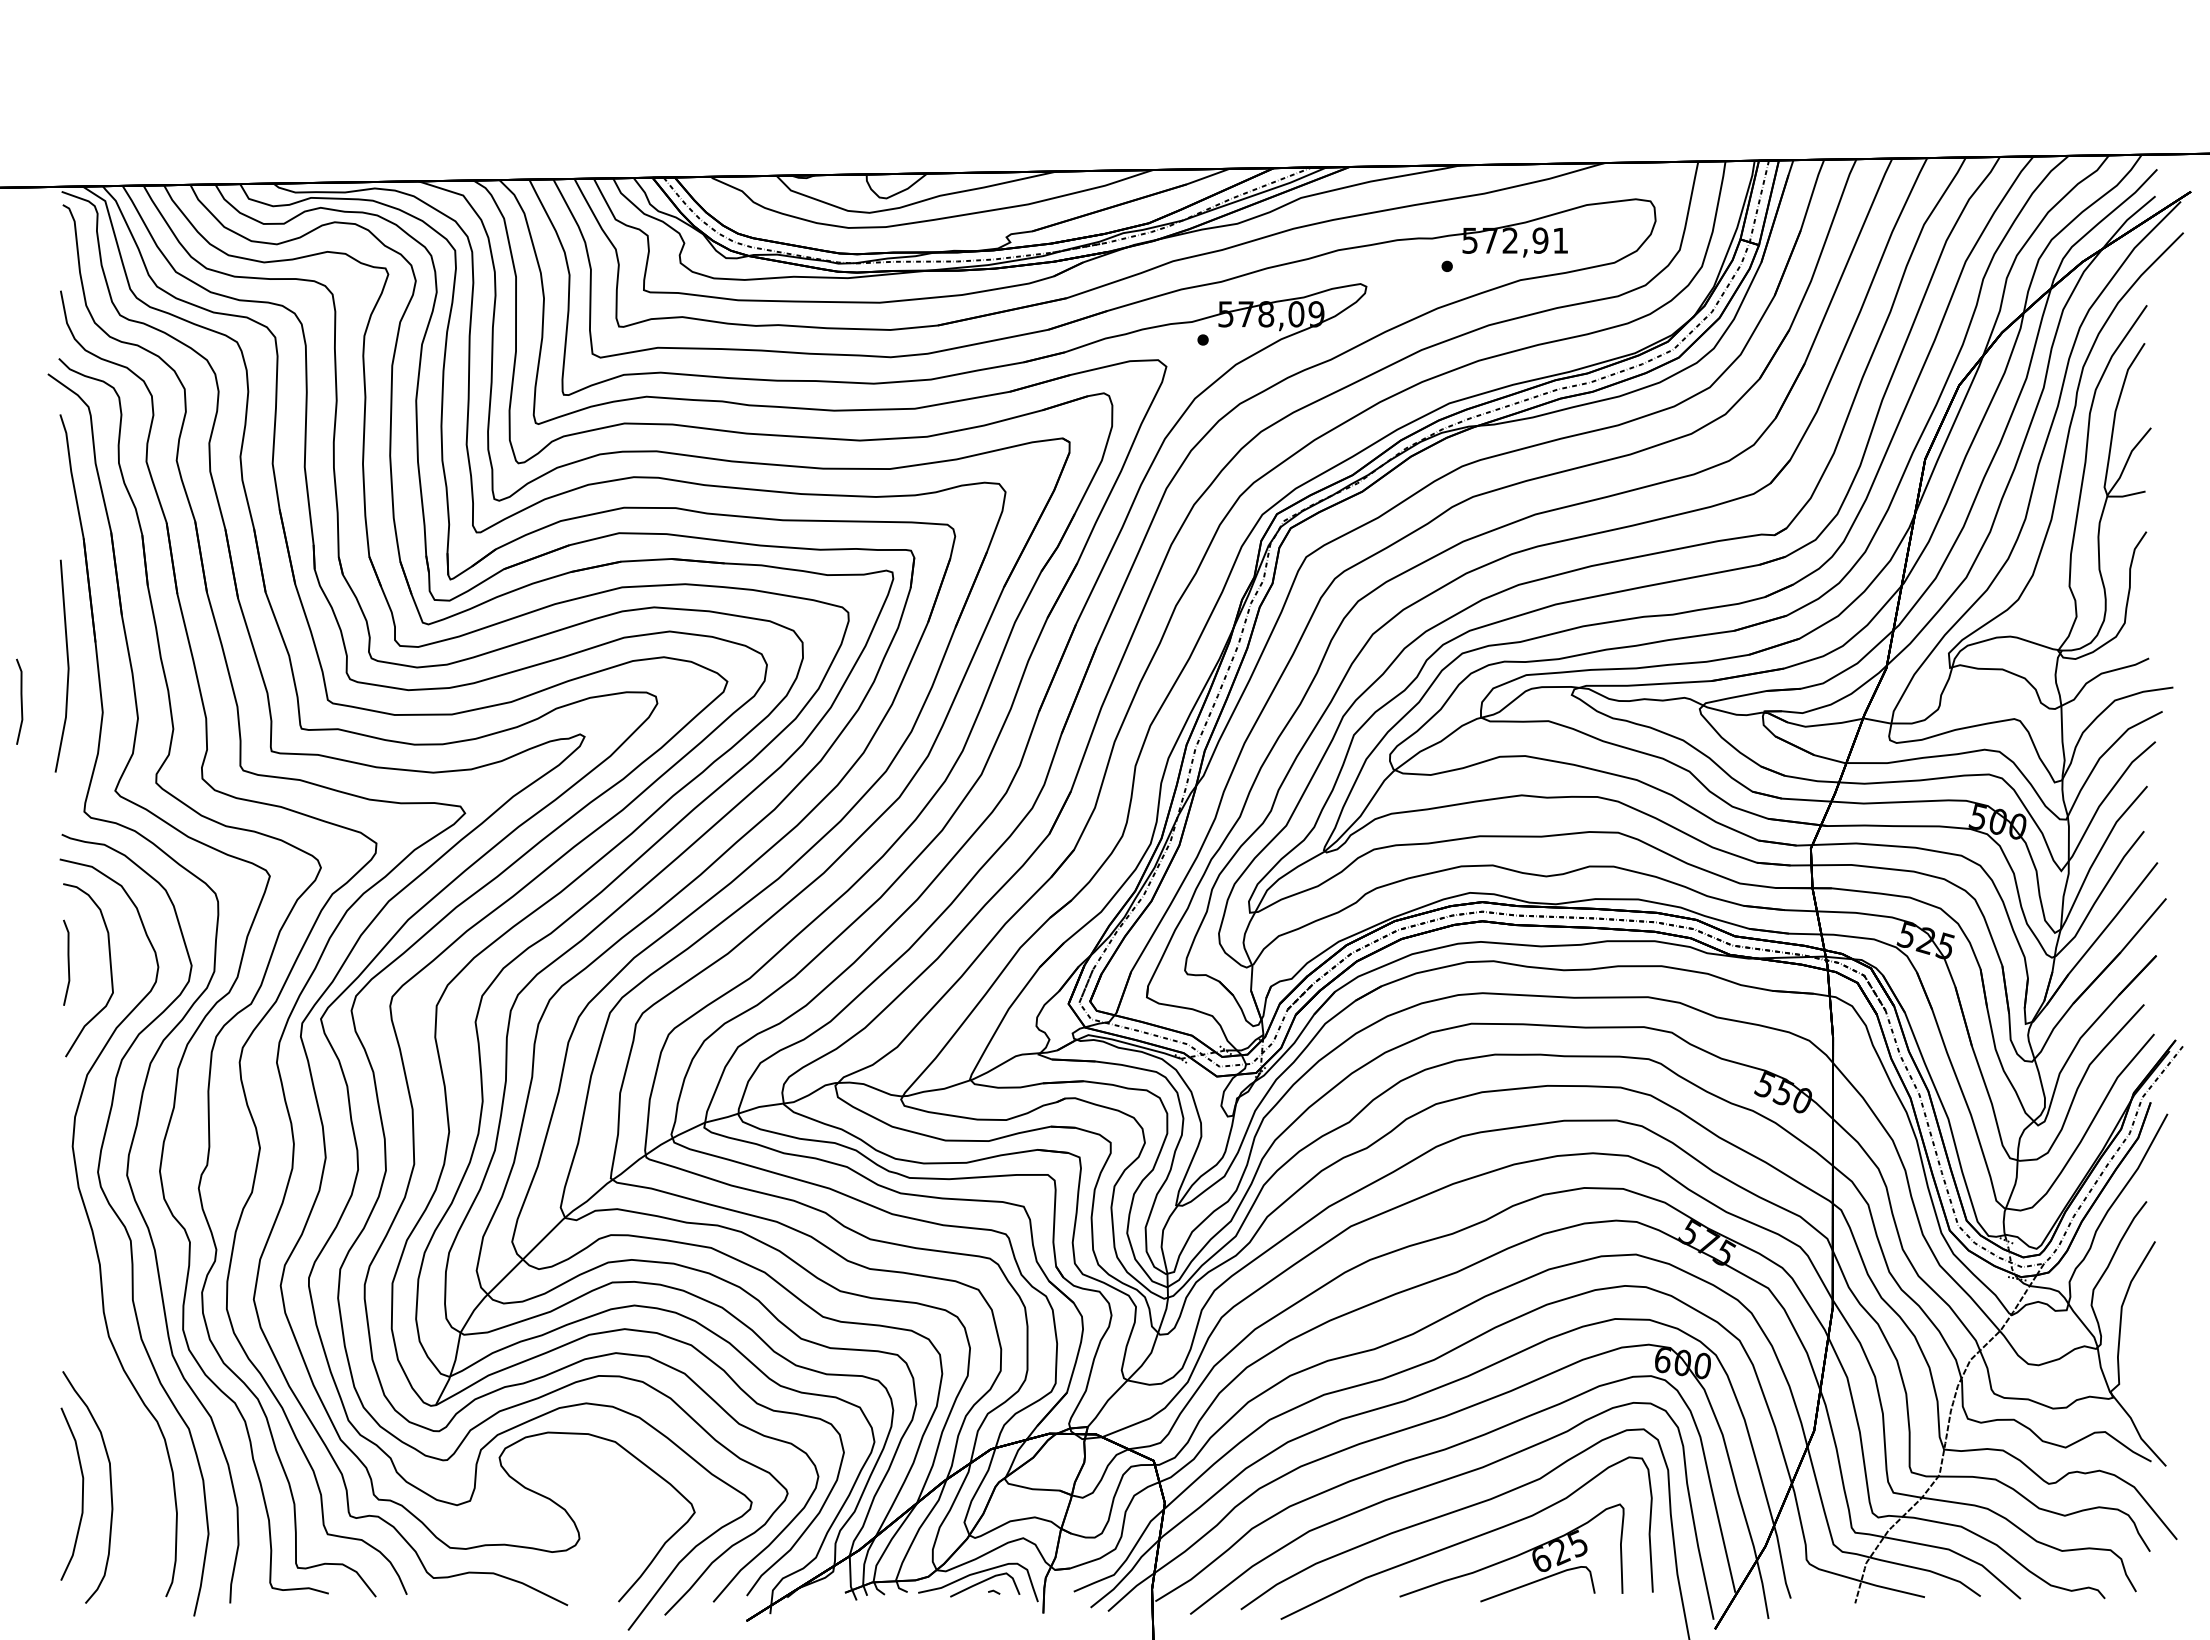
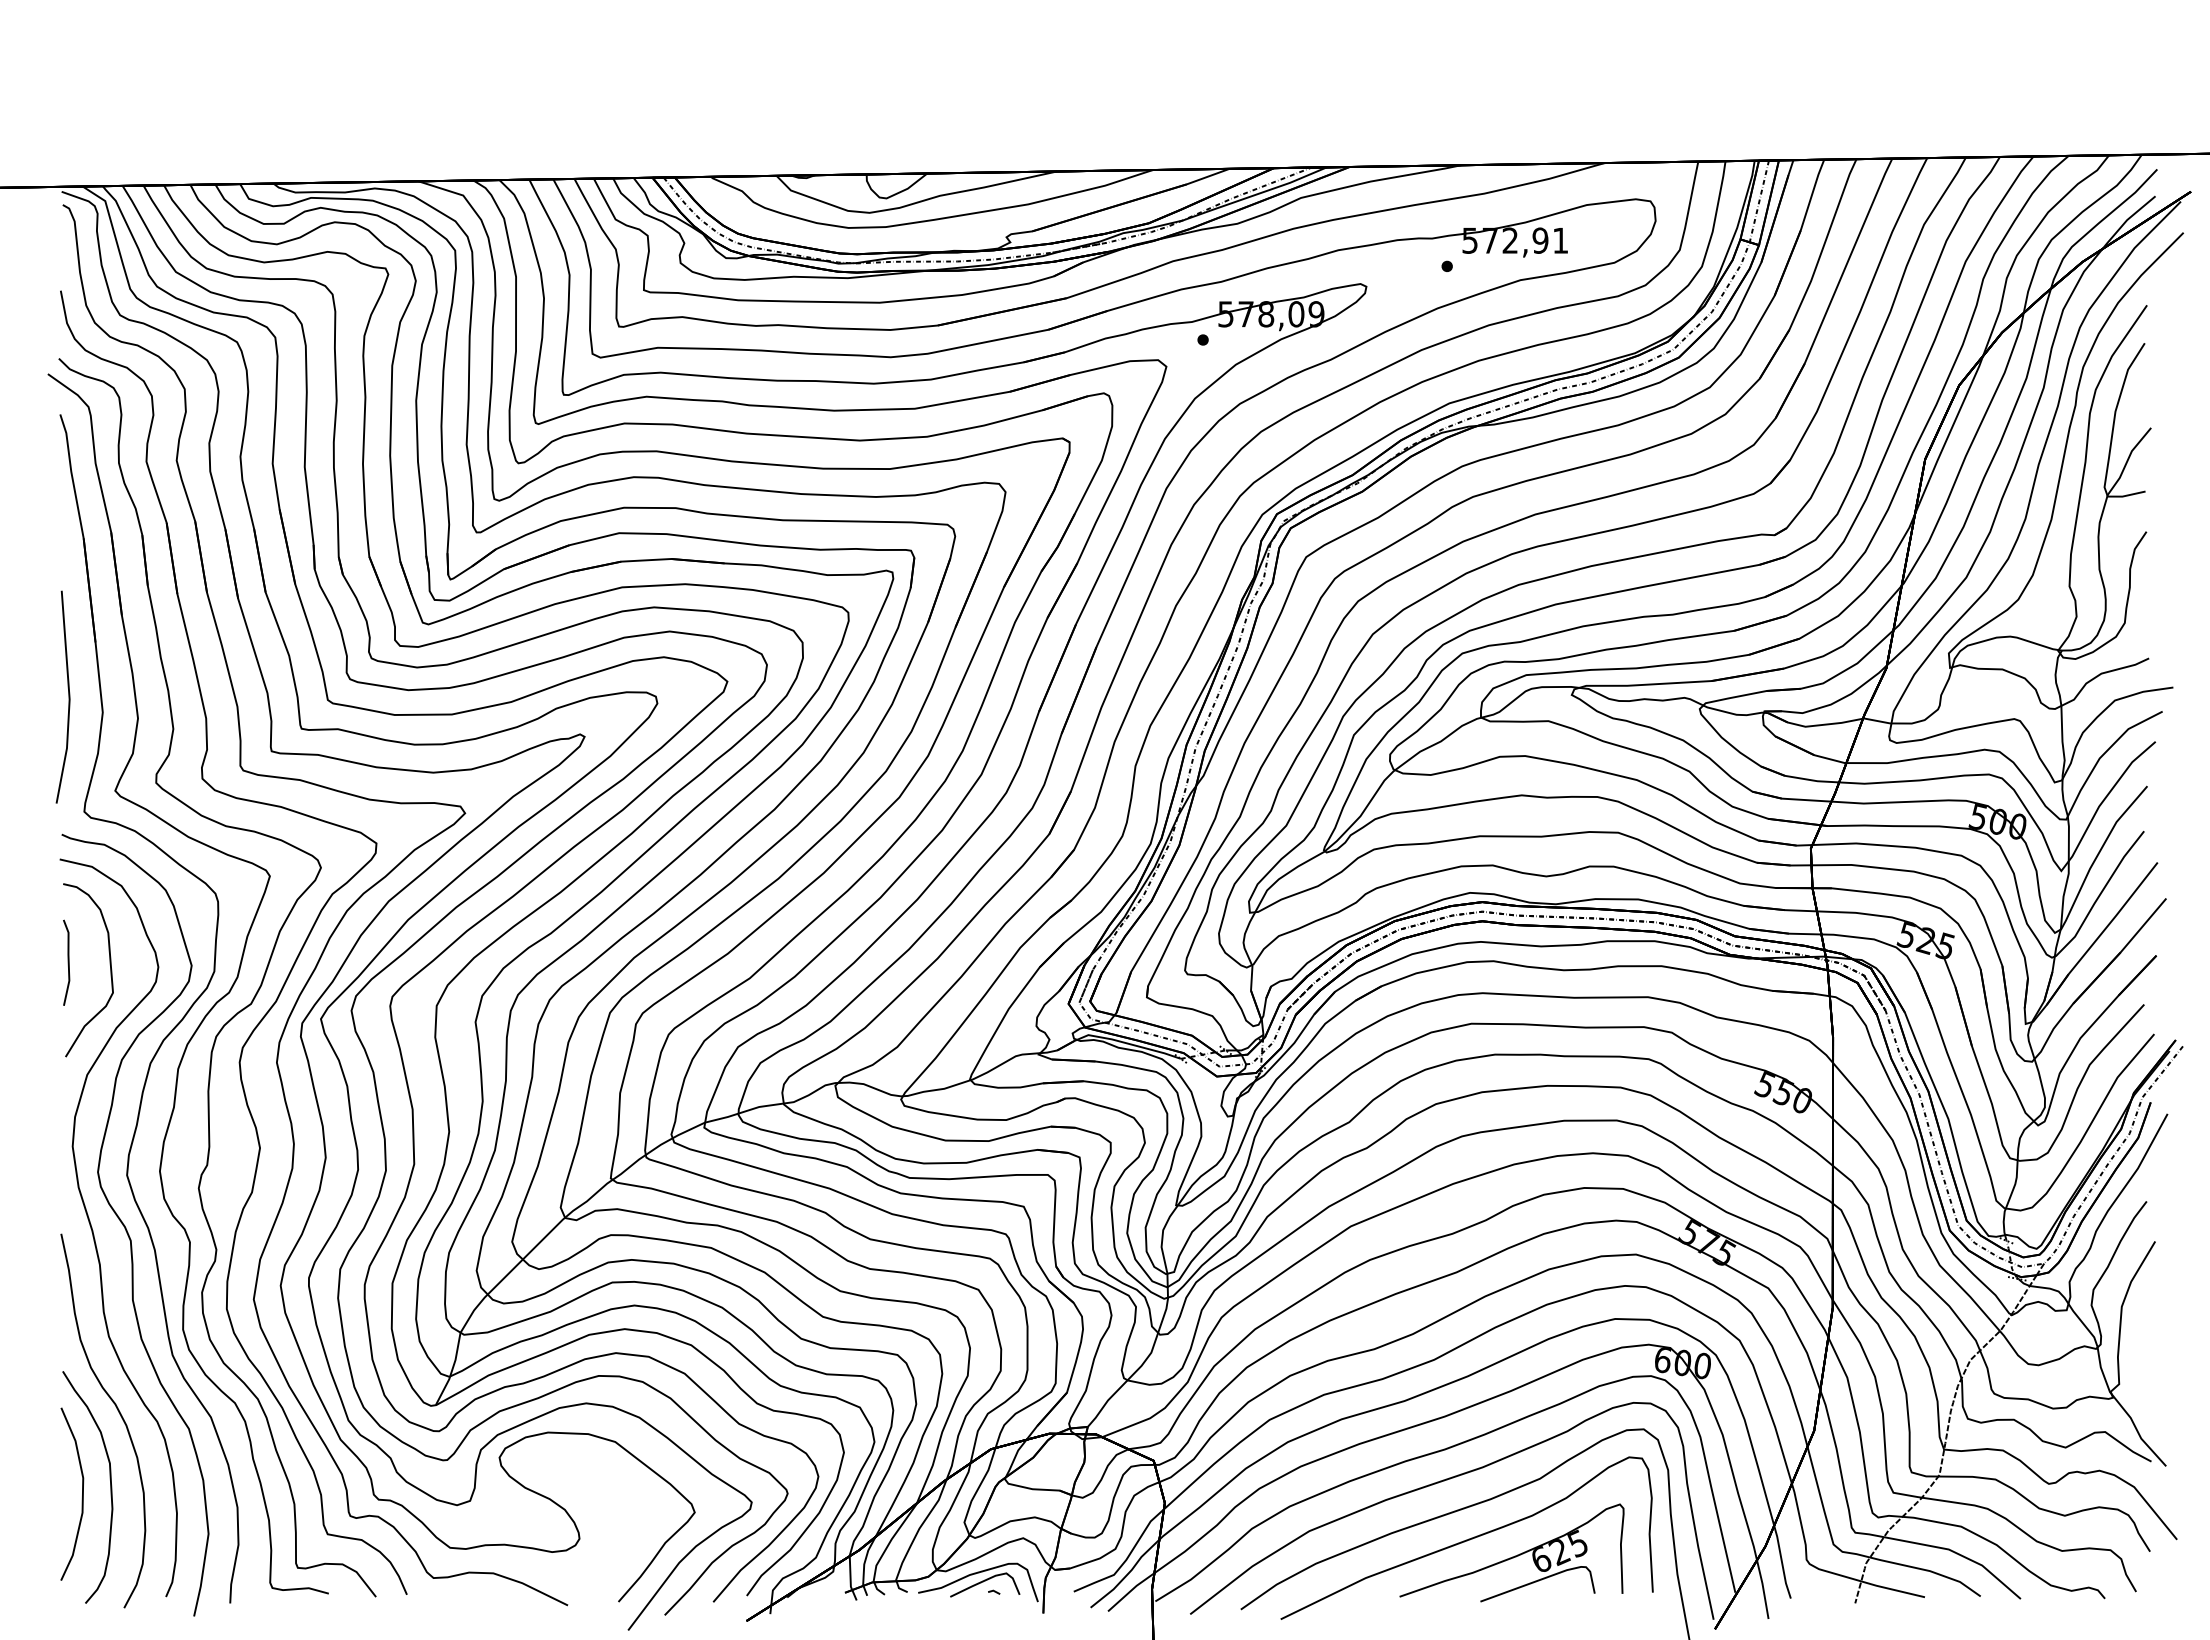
line position: (67, 665) -> (68, 696) (68, 696)
line: present -> none (20, 701)
curve: none -> present (118, 1412)
